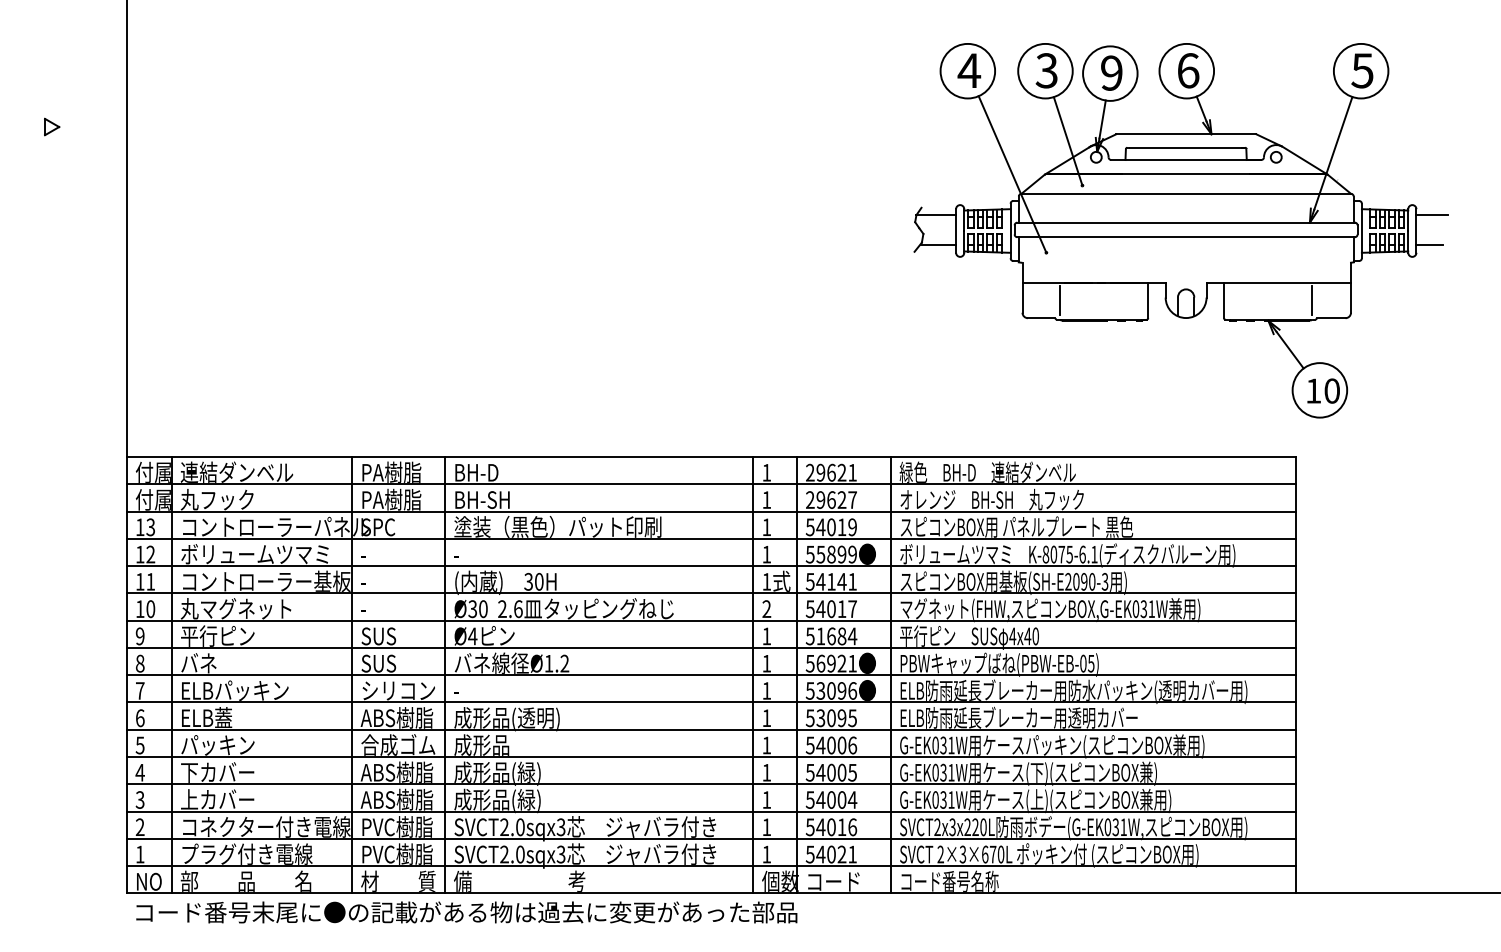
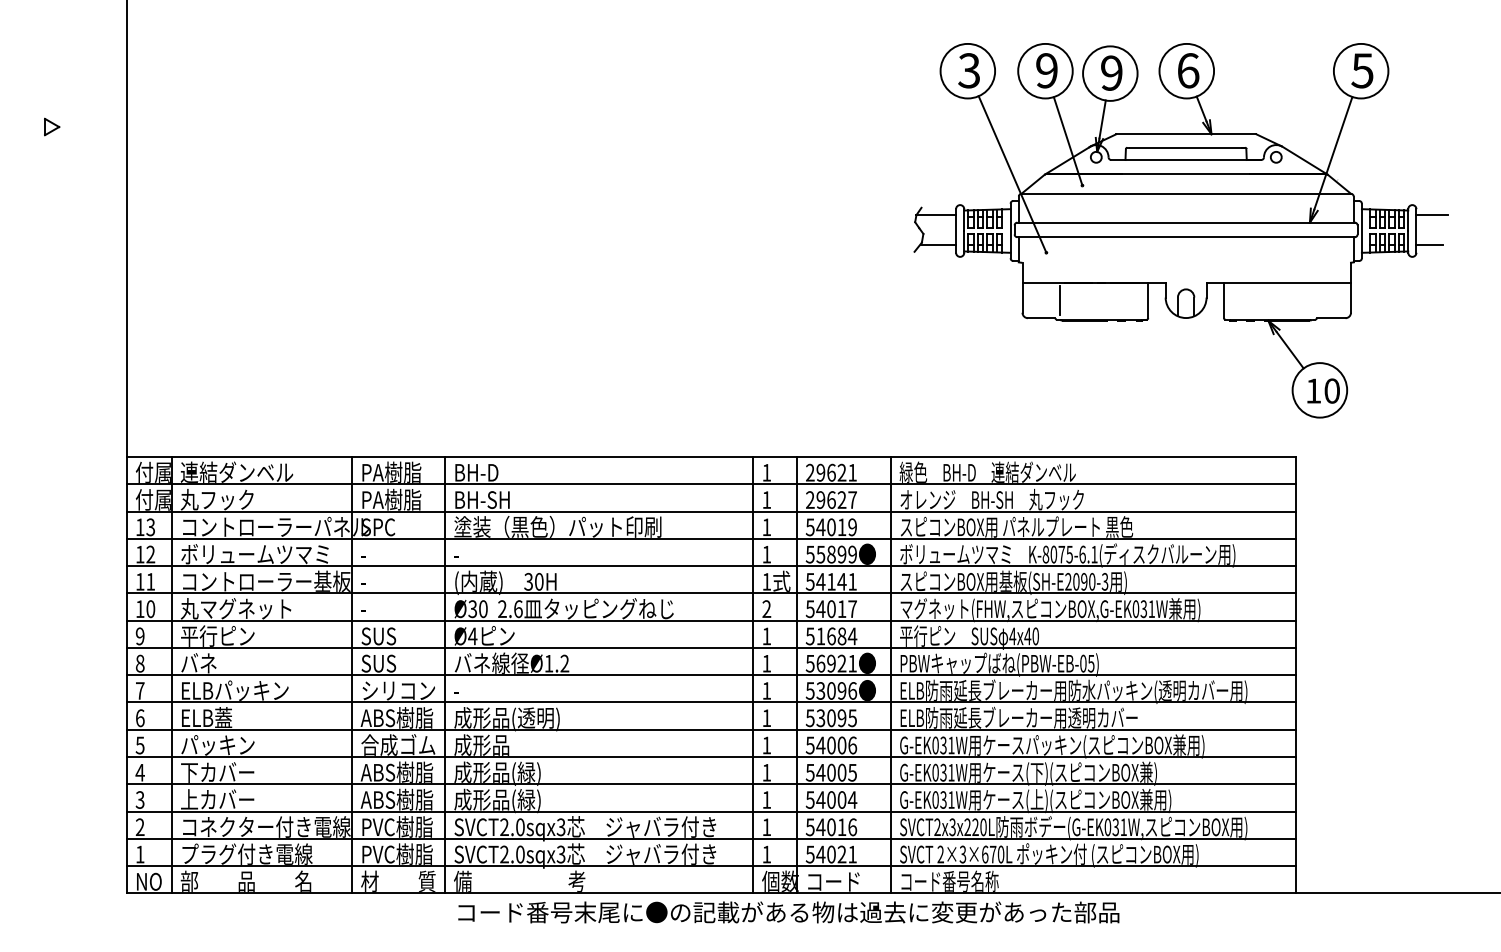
text: 4 -> 3 (969, 70)
text: 3 -> 9 (1046, 70)
line: present -> none (1312, 300)
text position: (466, 912) -> (788, 912) (788, 912)
